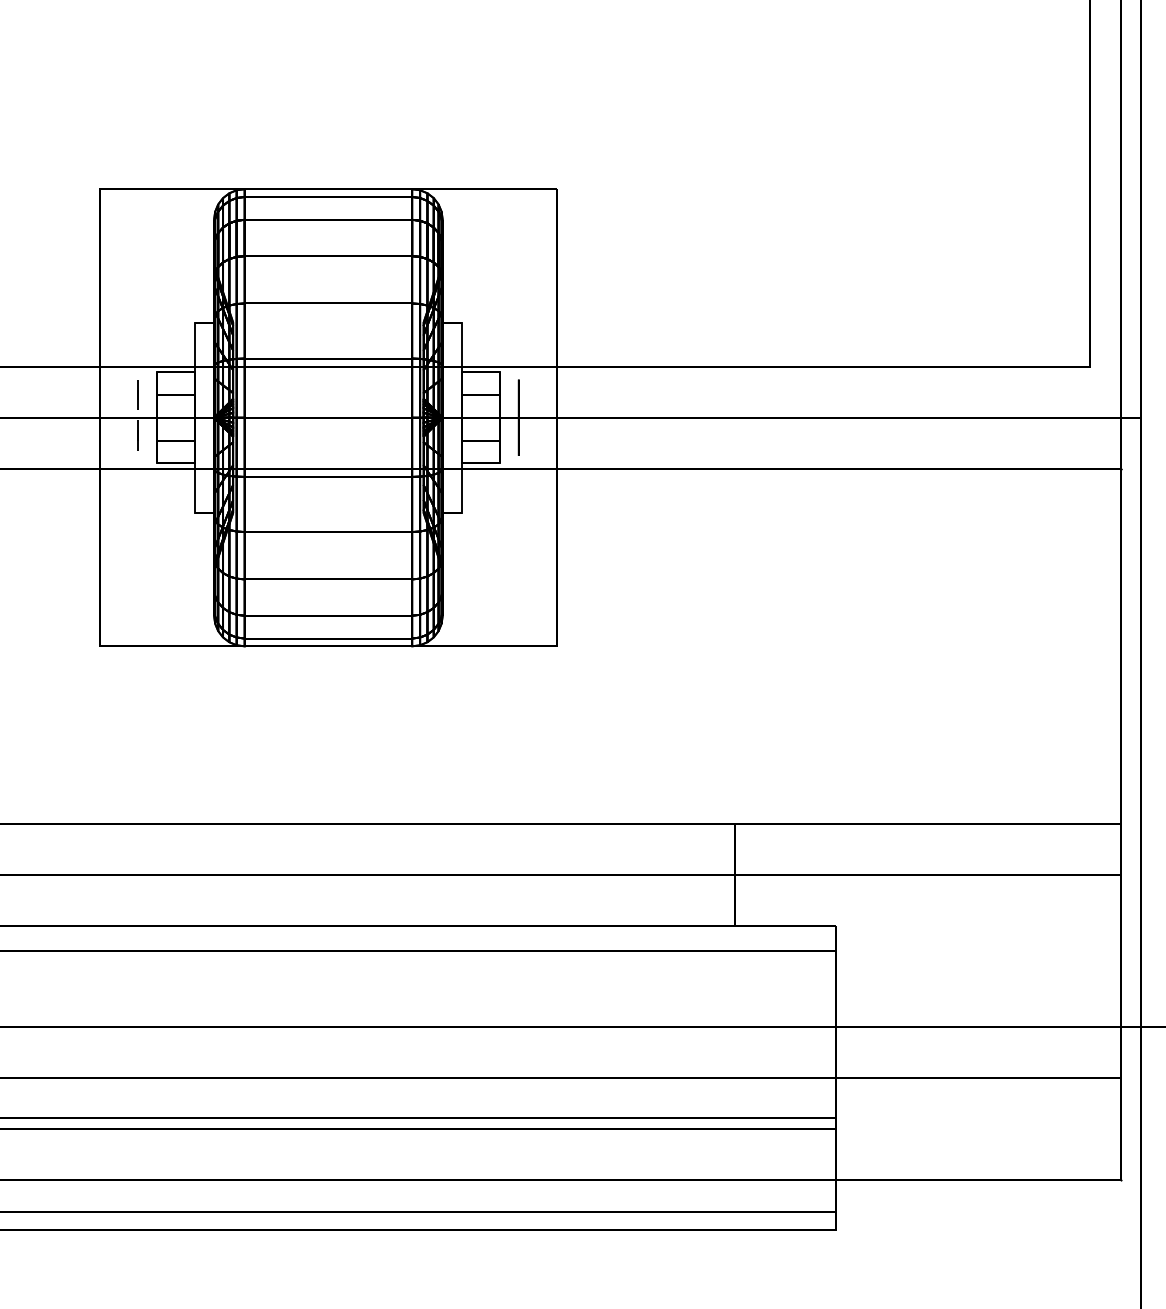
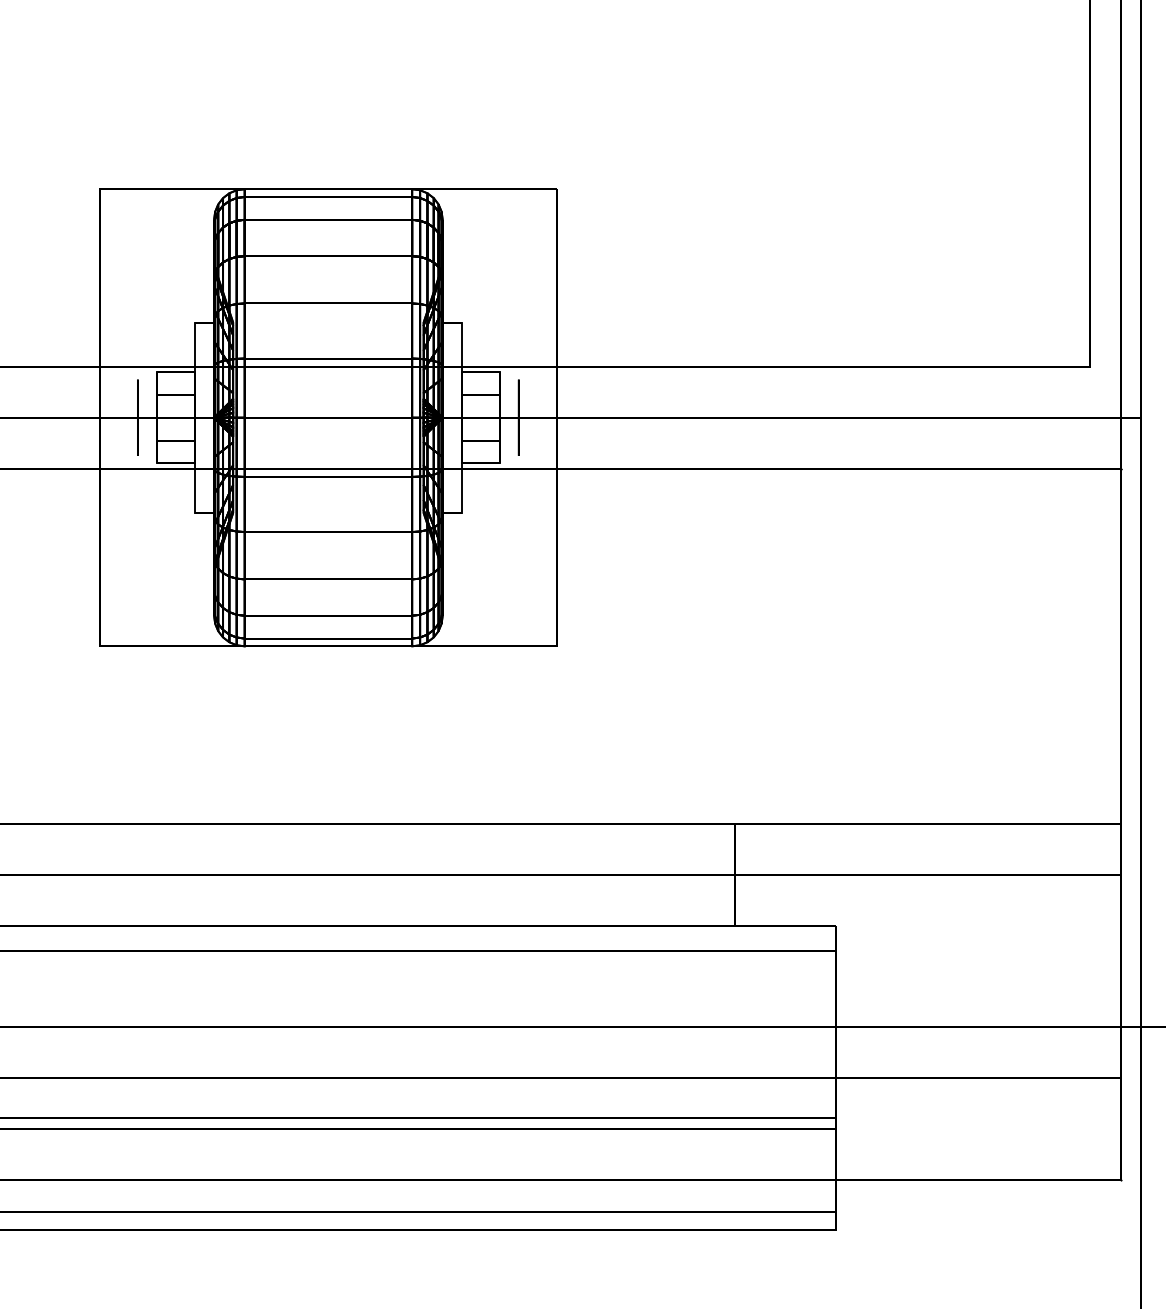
circle: dashed -> solid (137, 417)
